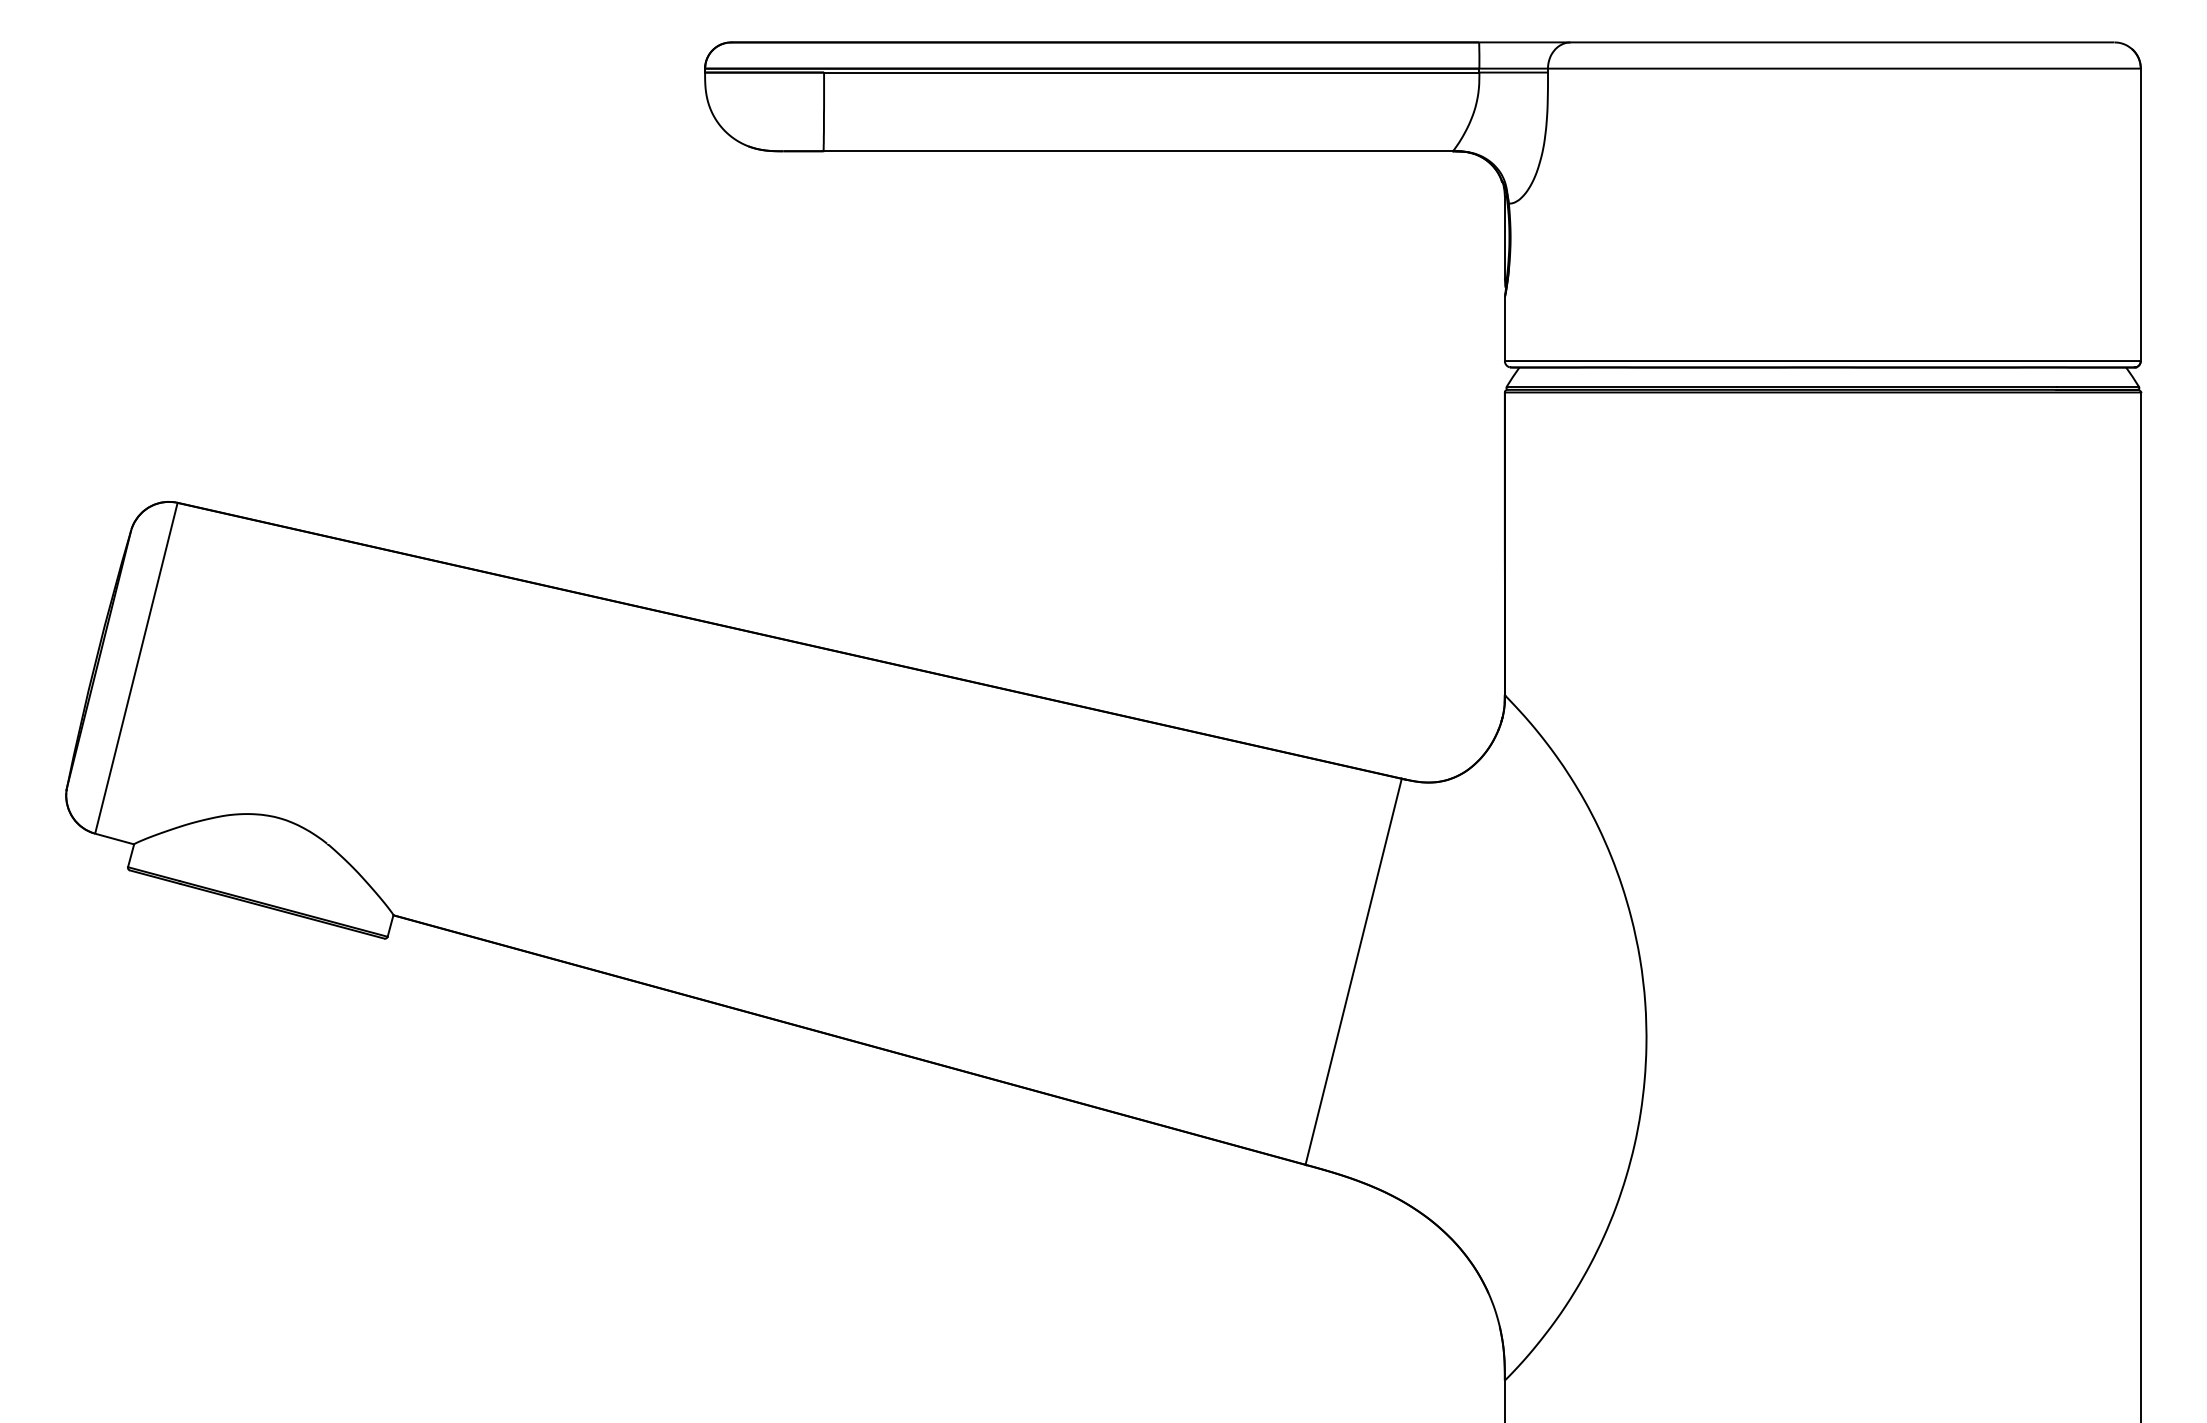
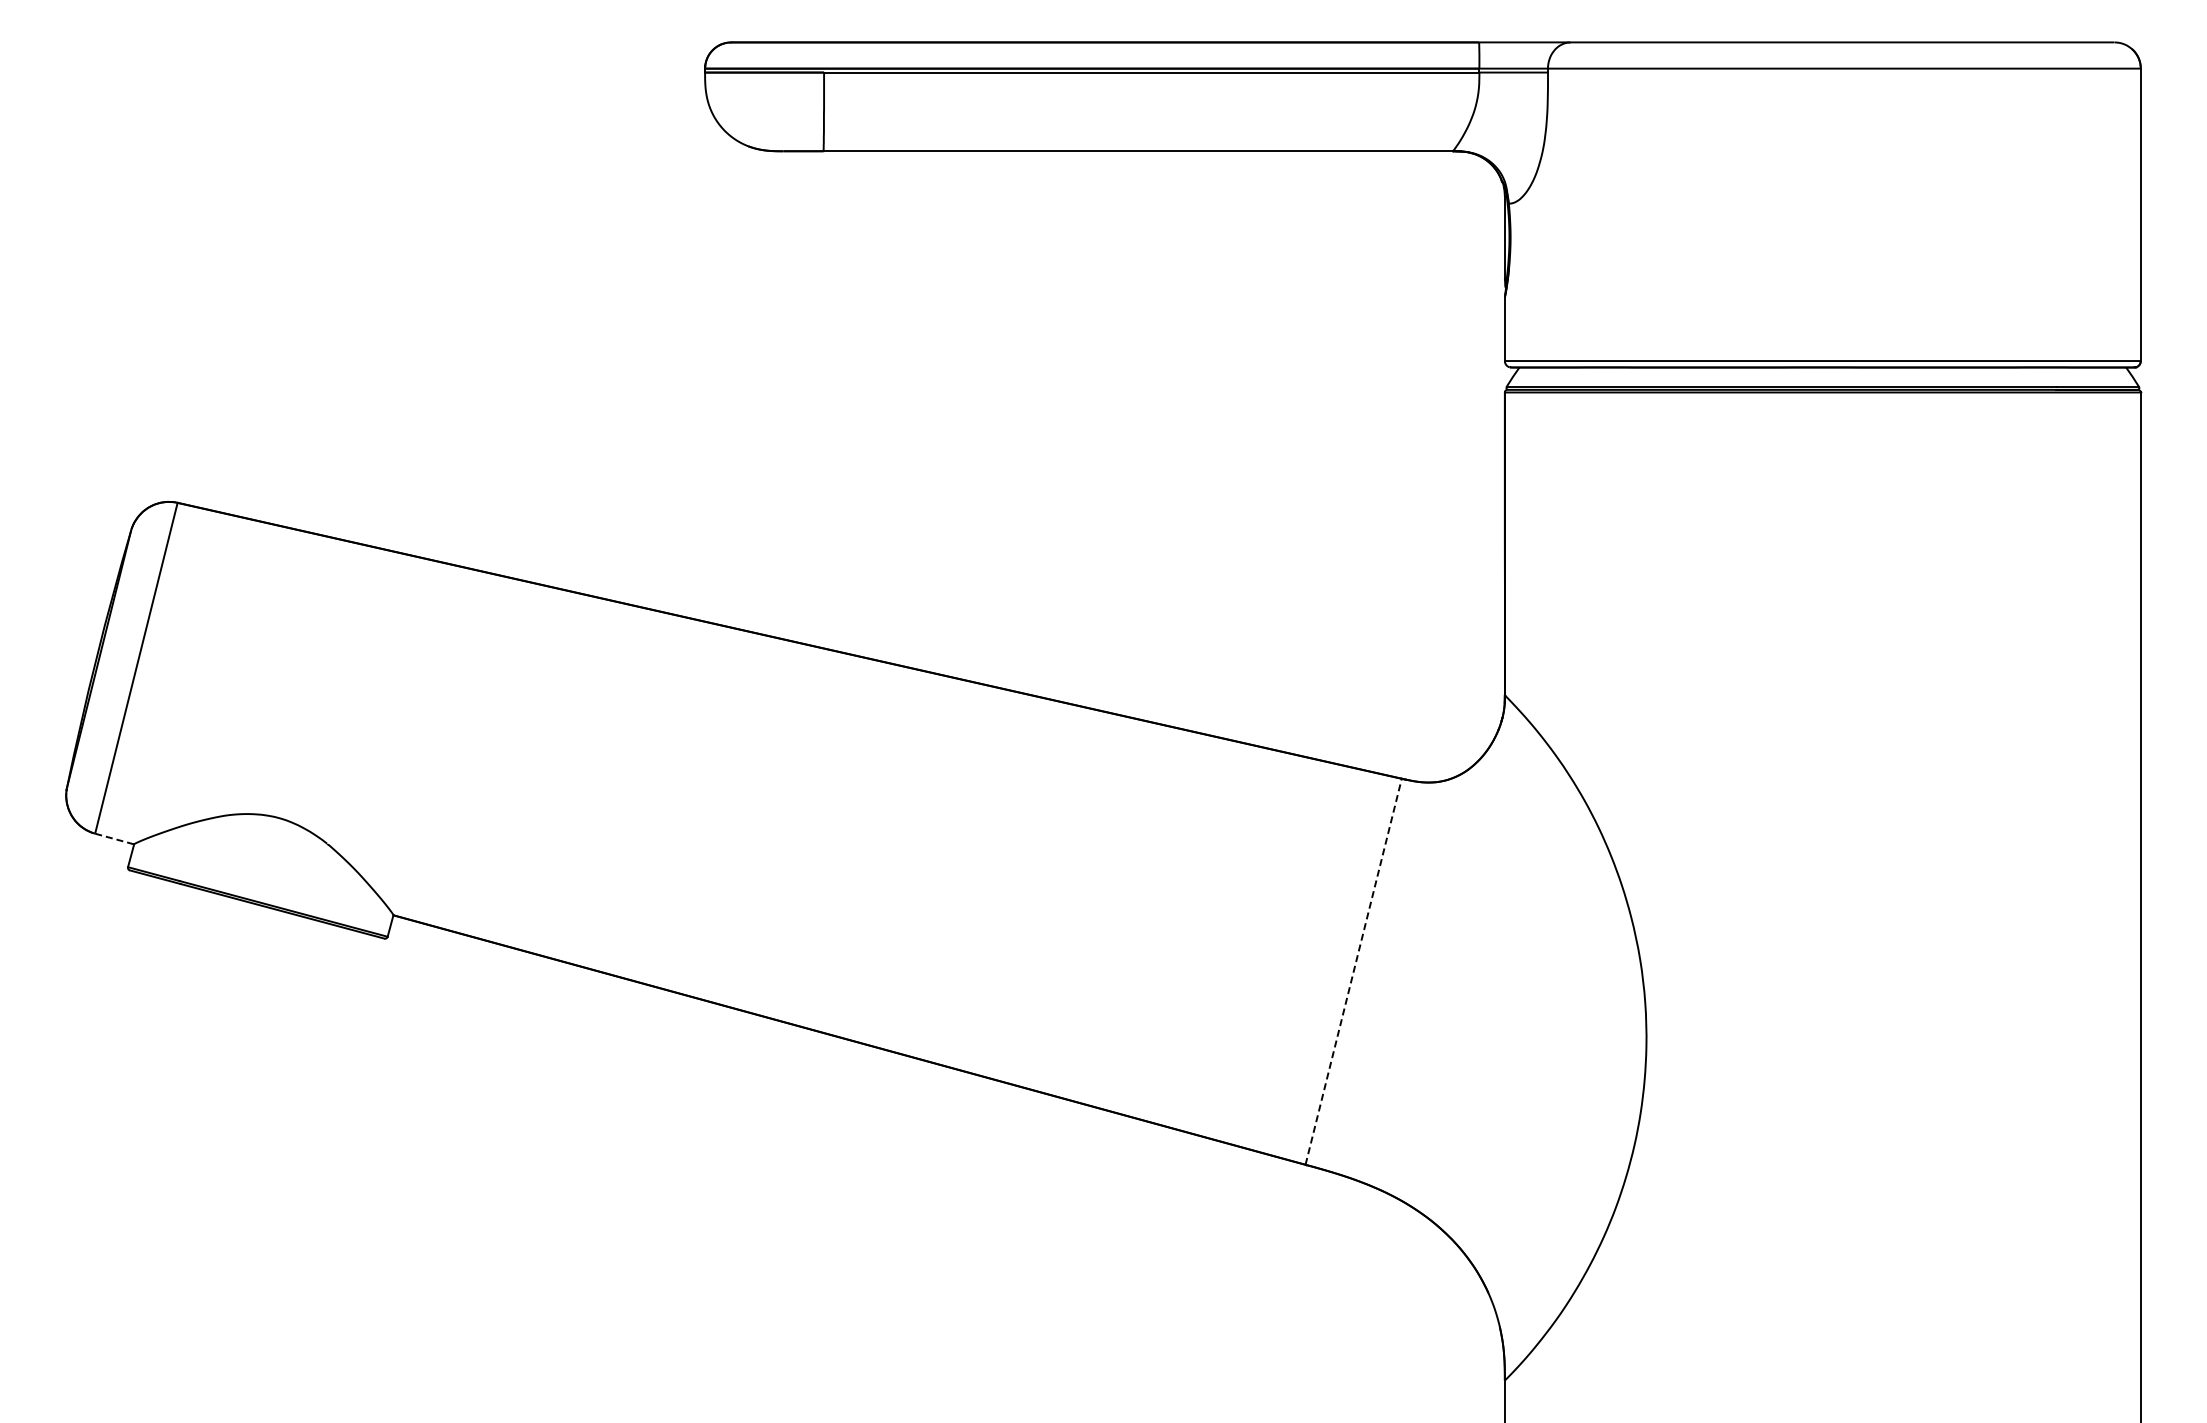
line: solid -> dashed (114, 838)
line: solid -> dashed (1353, 971)
